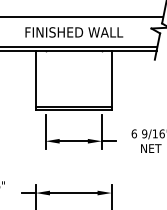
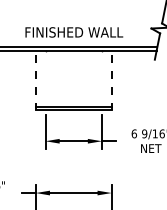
line: present -> none (82, 16)
line: solid -> dashed (35, 80)
line: solid -> dashed (111, 80)
